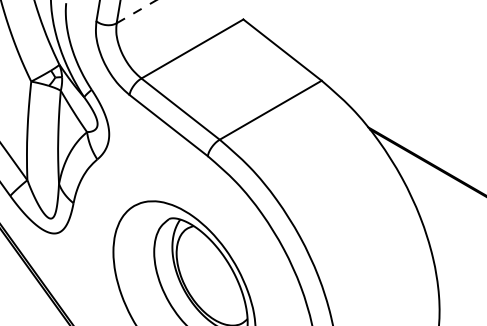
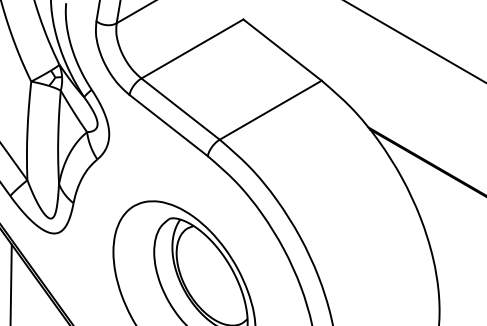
line: dashed -> solid (136, 11)
line: none -> present (415, 41)
line: none -> present (10, 283)
